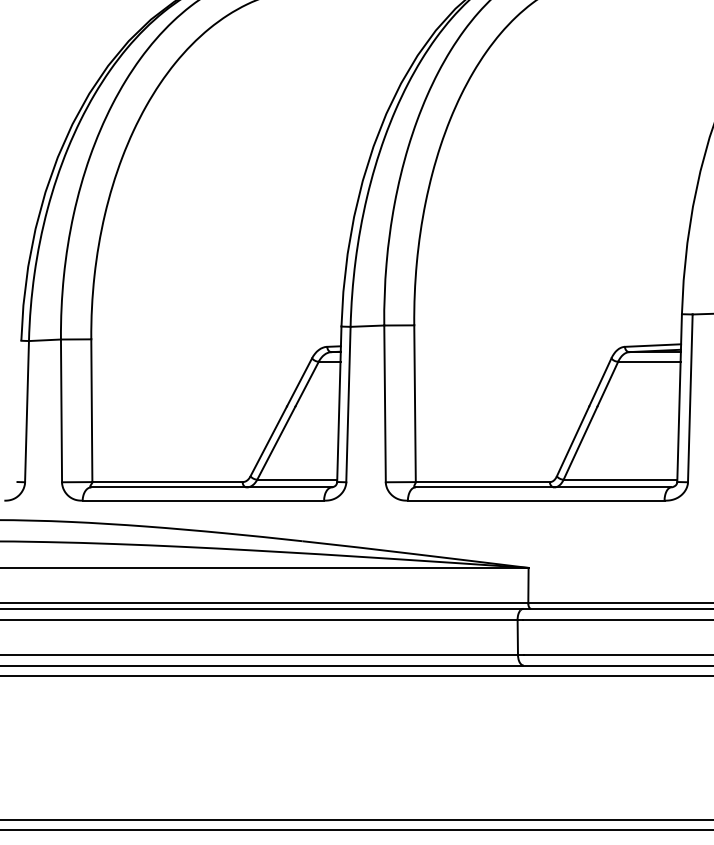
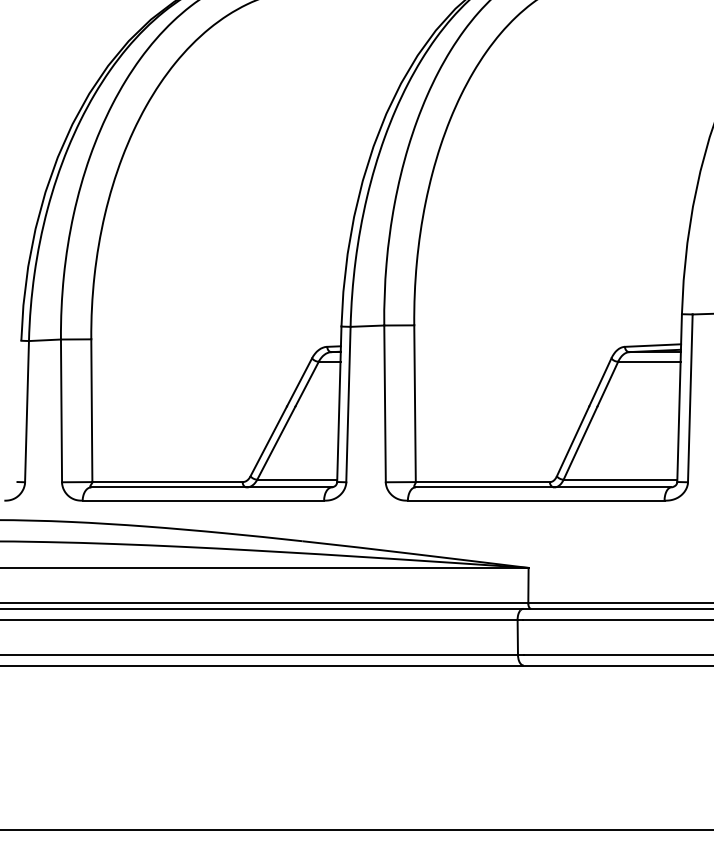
line: present -> none (356, 676)
line: present -> none (356, 819)
